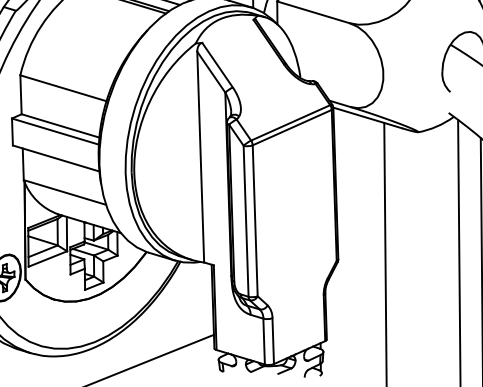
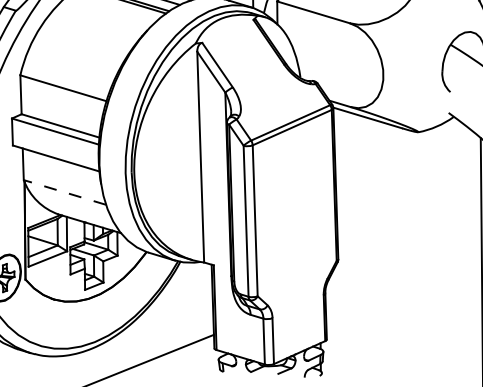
line: solid -> dashed (64, 192)
line: present -> none (459, 251)
line: present -> none (385, 252)
